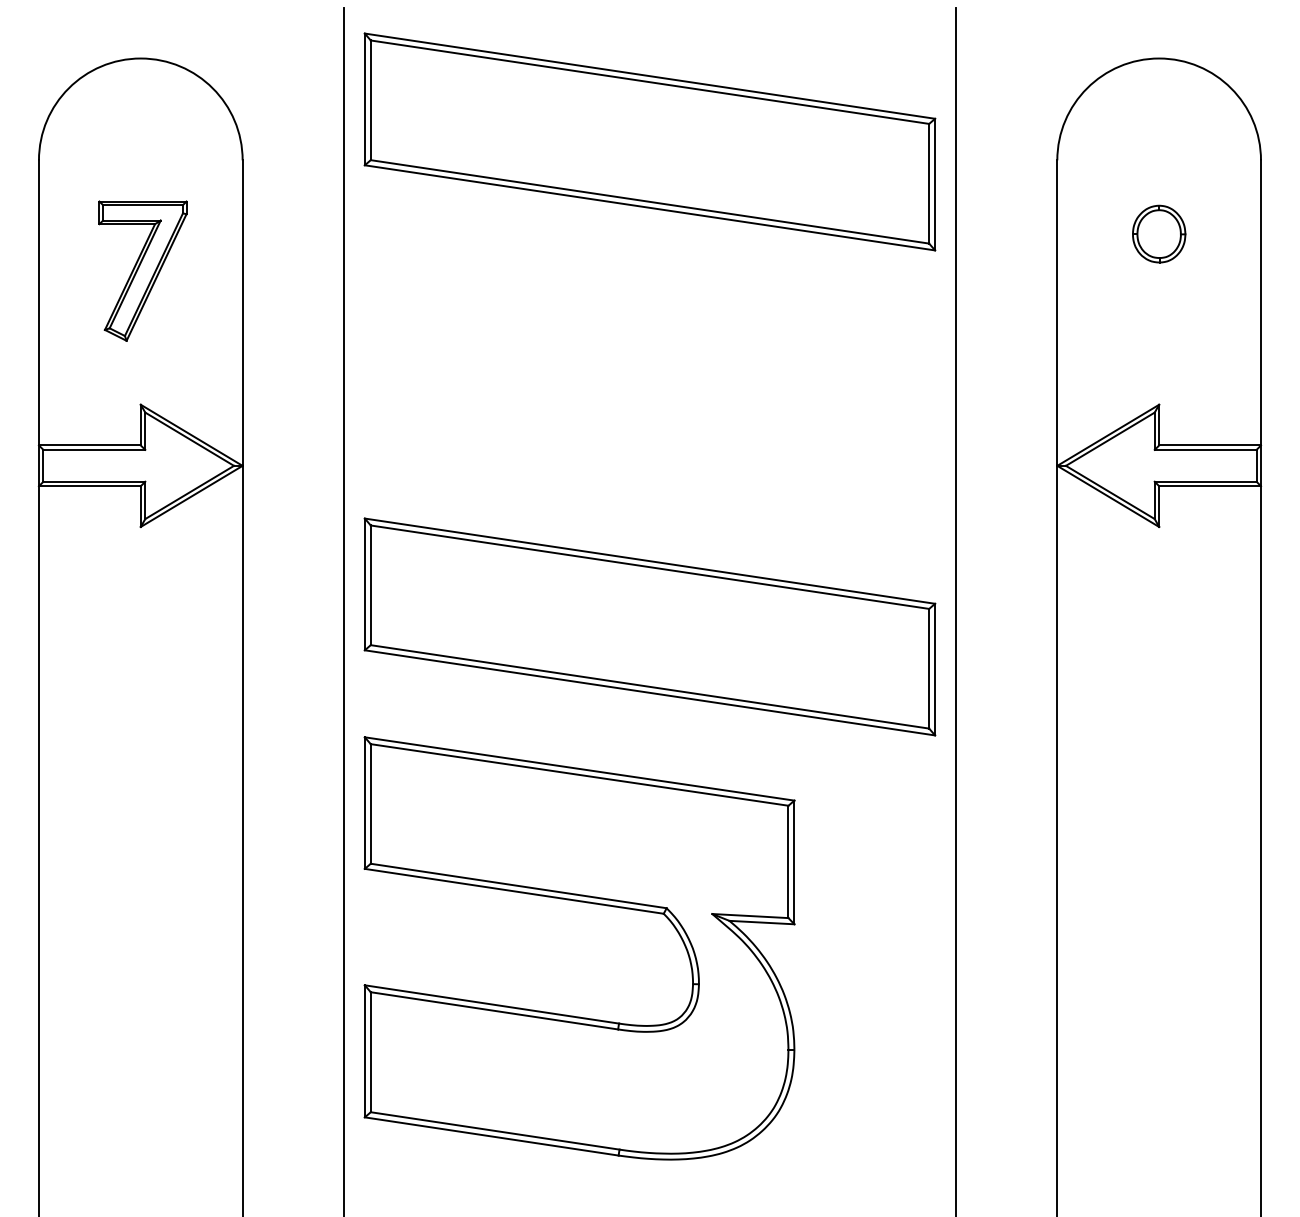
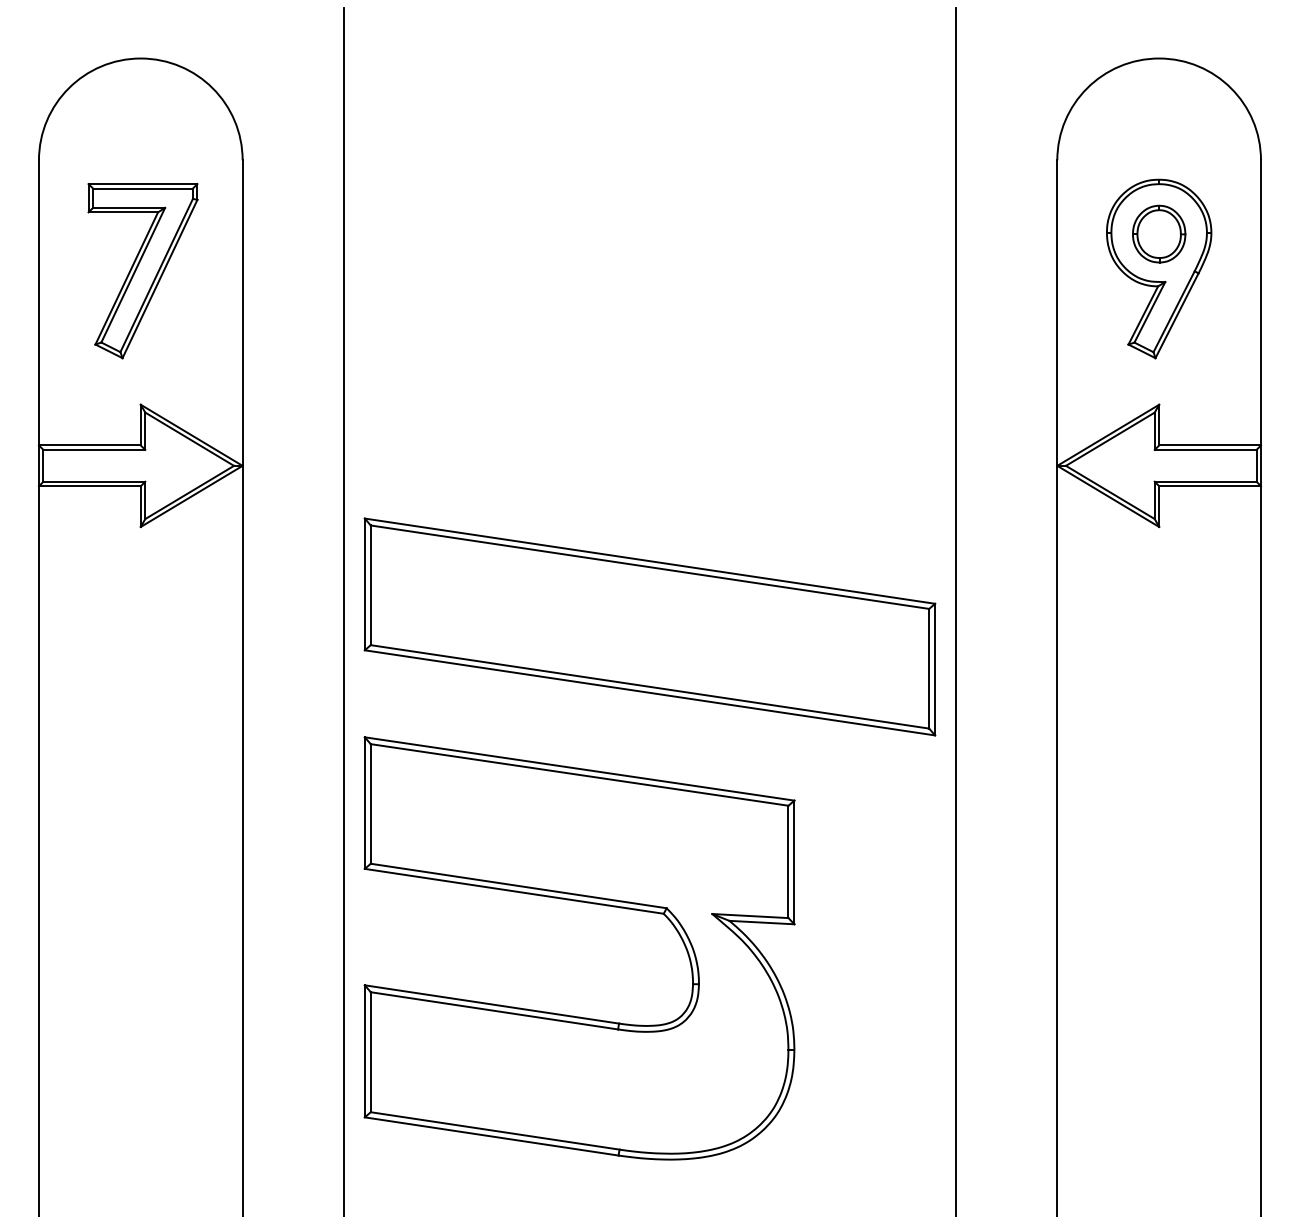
part: present -> none (649, 141)
part: none -> present (1159, 268)
part size: 90x142 px -> 112x177 px (142, 271)
